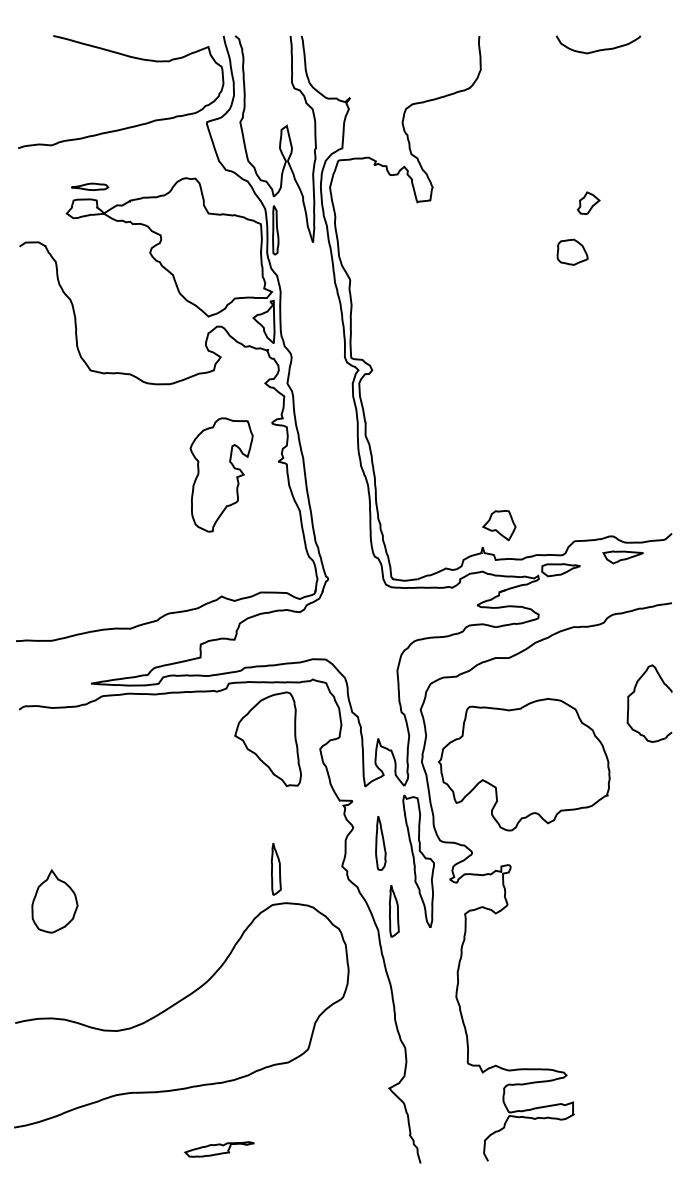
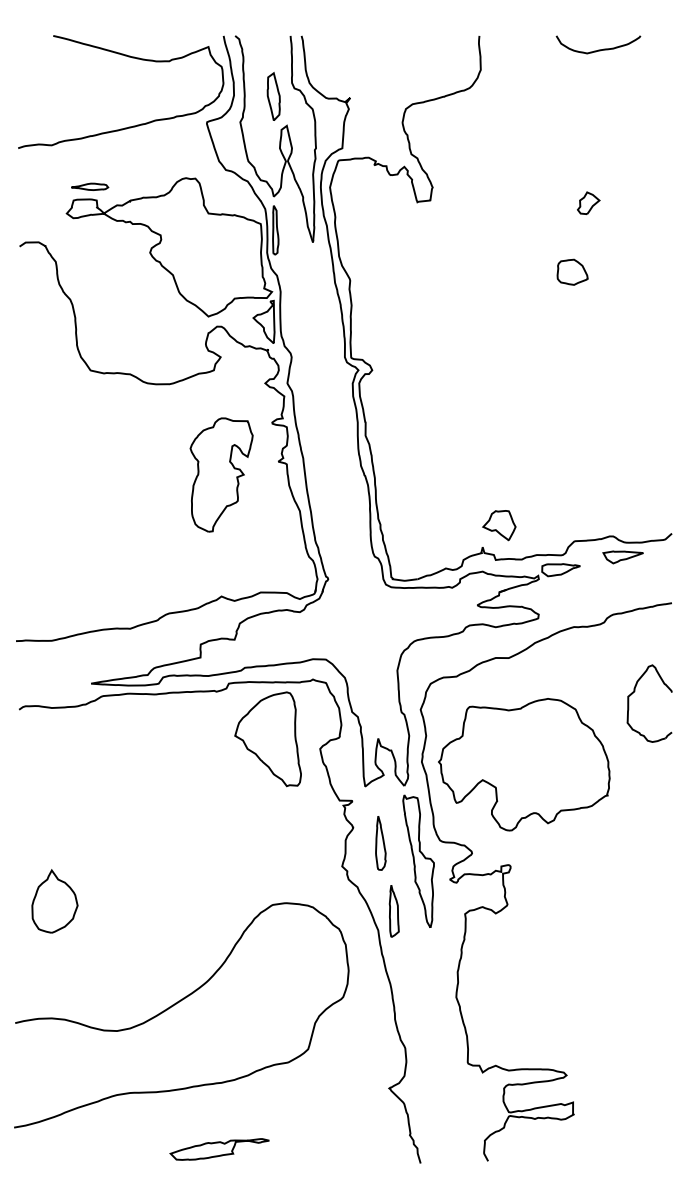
part: none -> present (273, 96)
part position: (572, 251) -> (572, 271) (572, 271)
part: present -> none (275, 869)
part size: 71x17 px -> 101x23 px (219, 1149)
